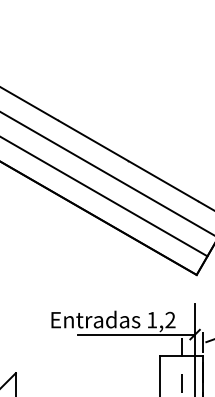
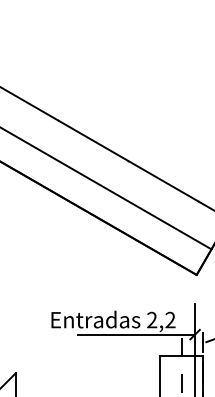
line: present -> none (106, 173)
line position: (104, 196) -> (106, 188) (106, 188)
text: 1,2 -> 2,2 (152, 319)
